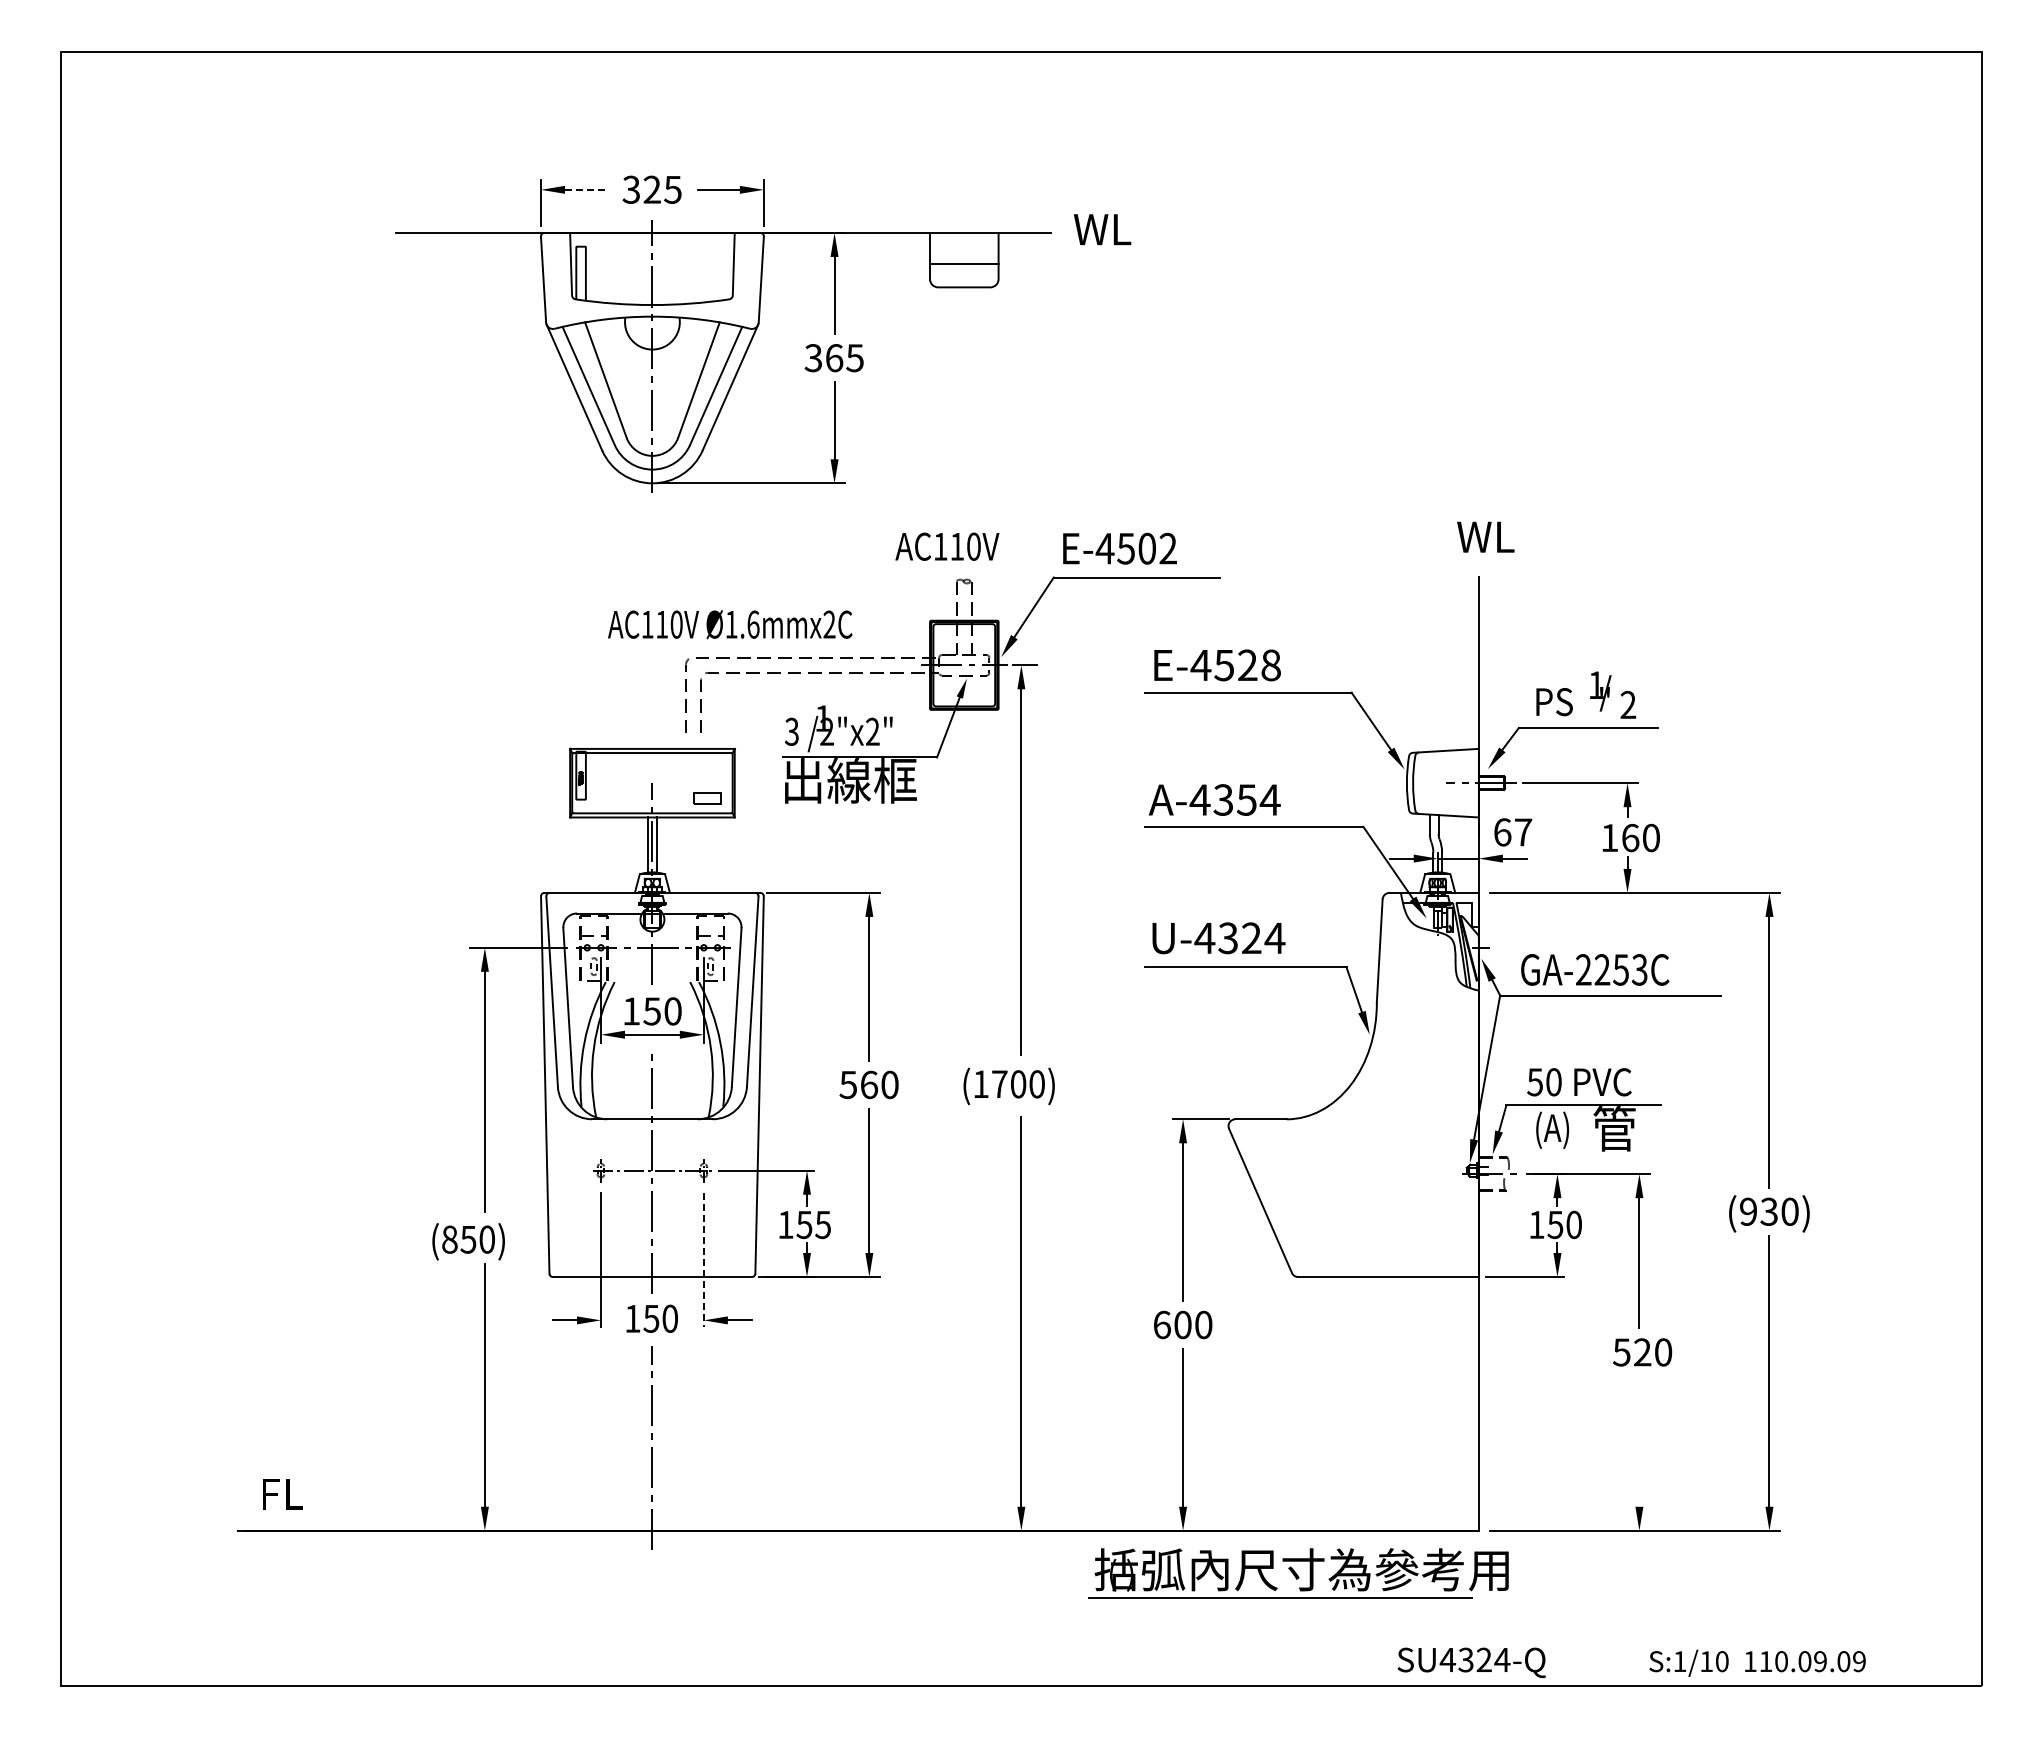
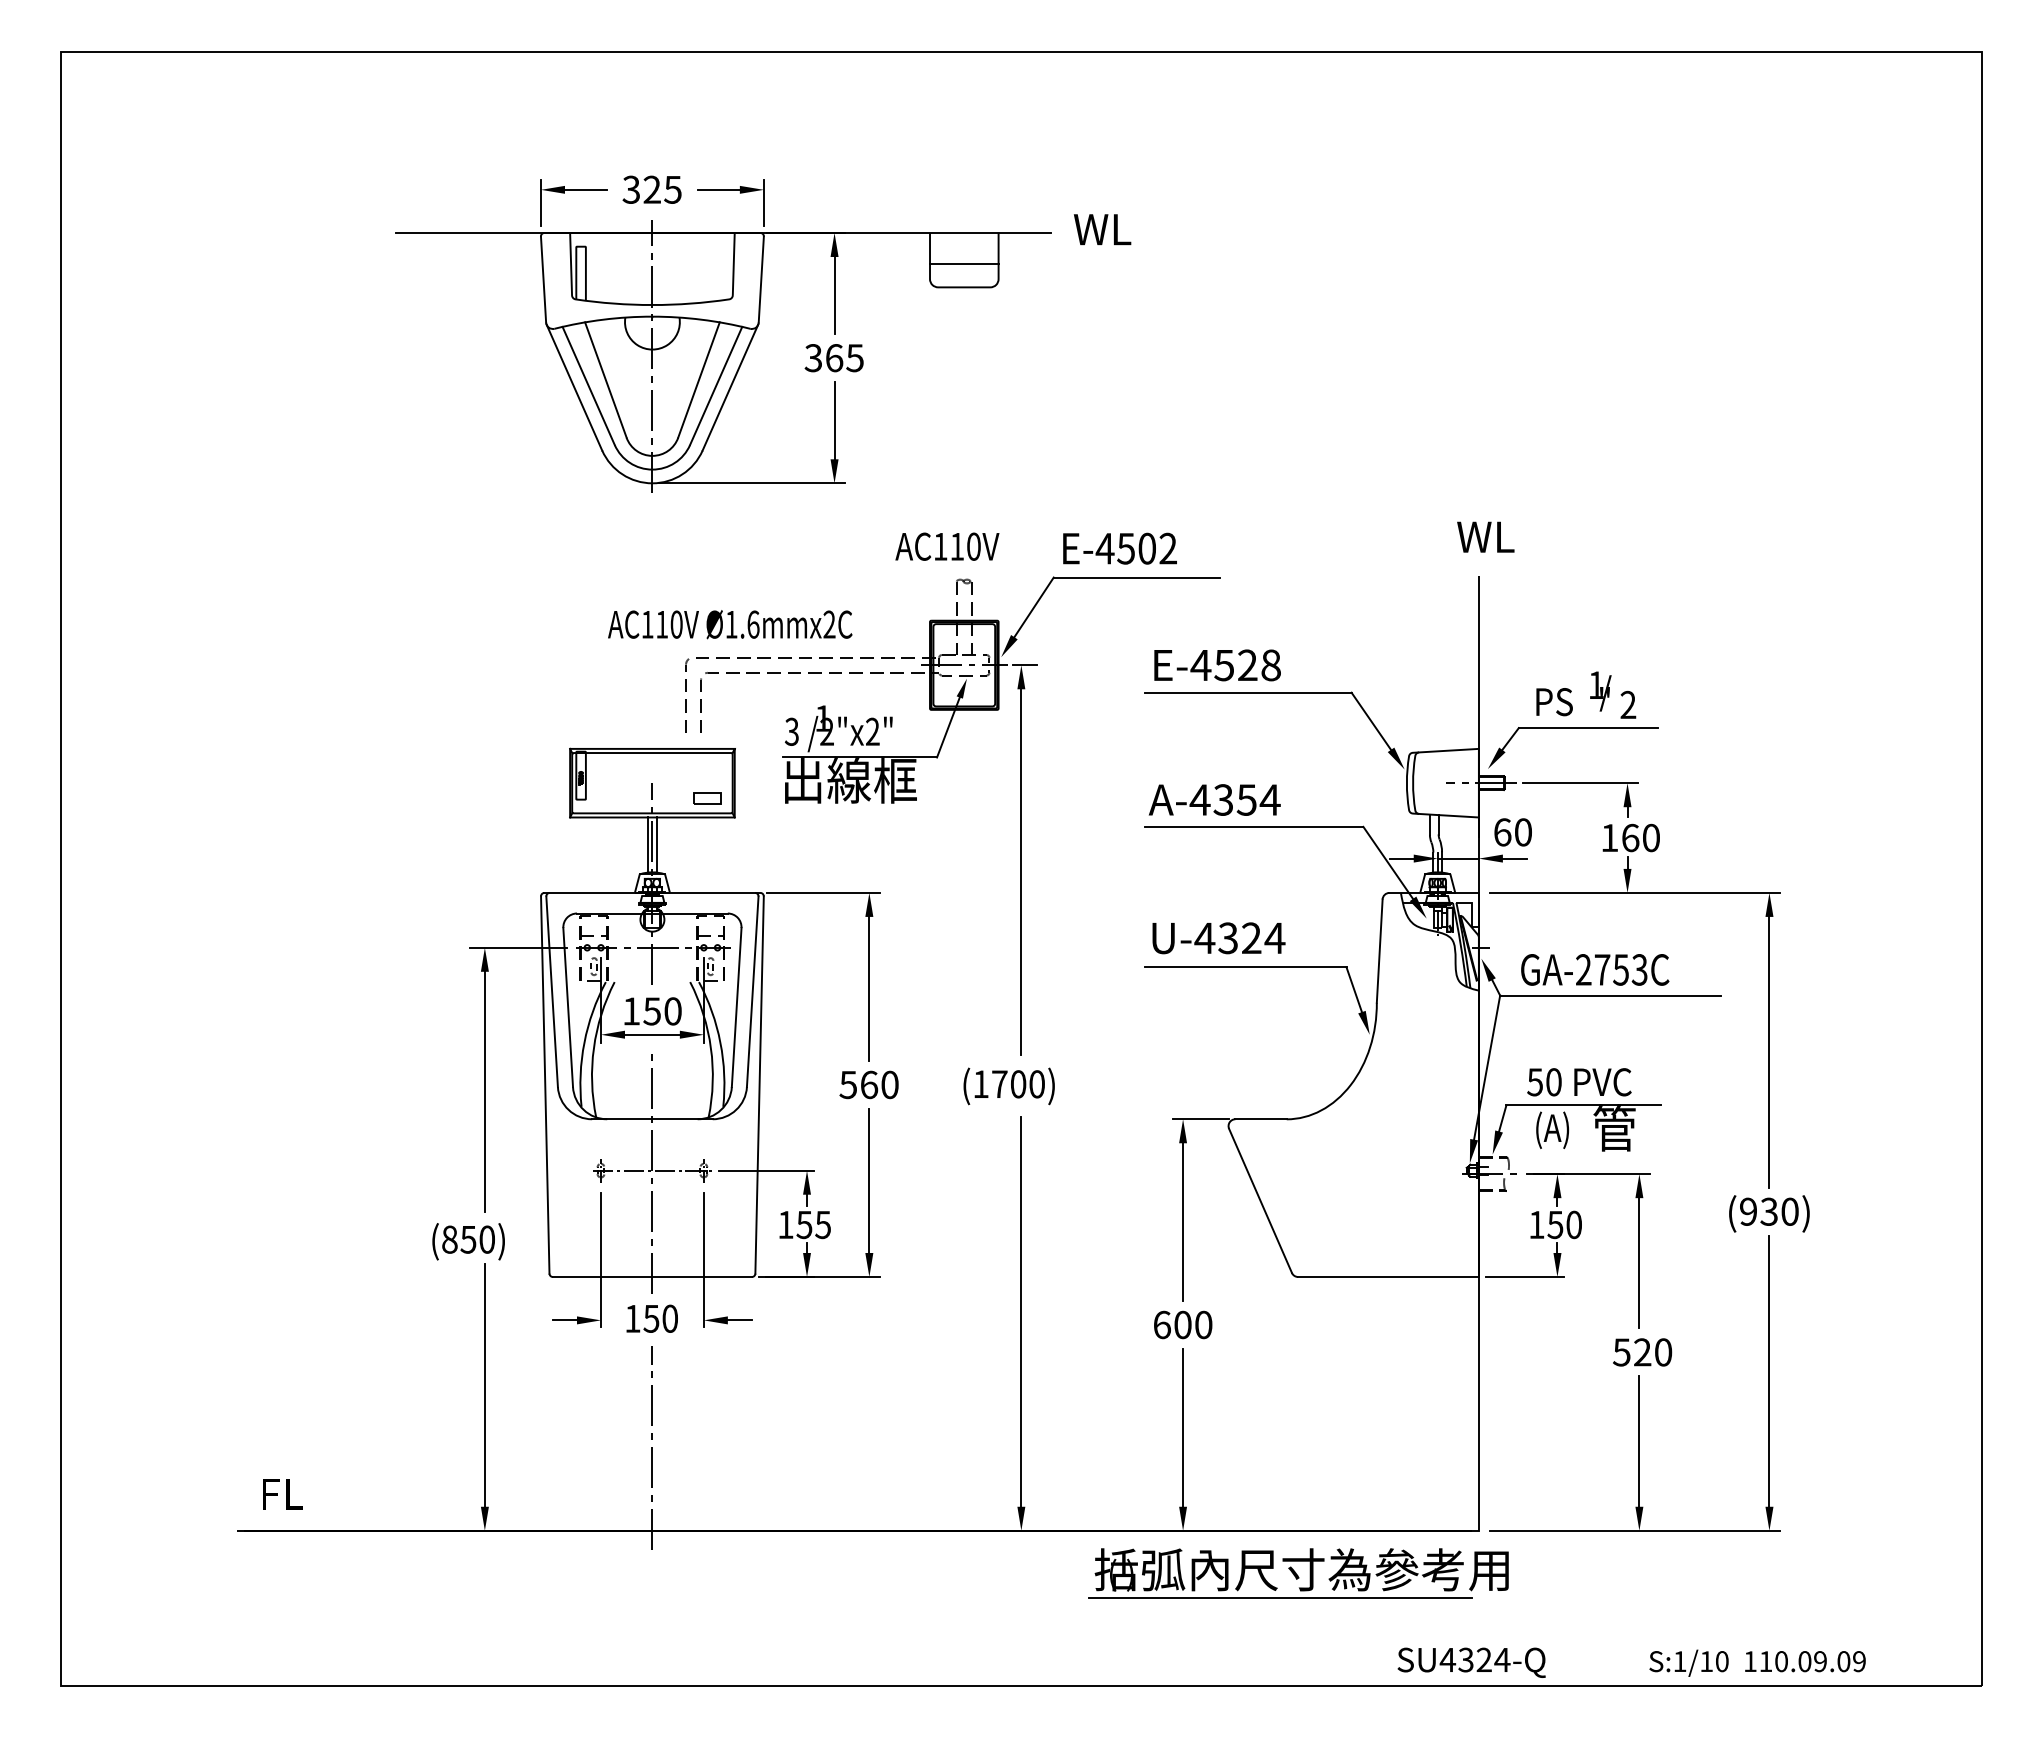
line: dashed -> solid (585, 189)
text: 67 -> 60 (1523, 832)
text: GA-2253C -> GA-2753C (1602, 969)
line: dashed -> solid (703, 1260)
line: none -> present (1639, 1441)
